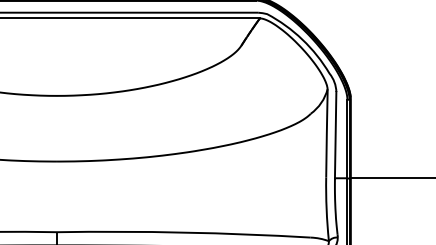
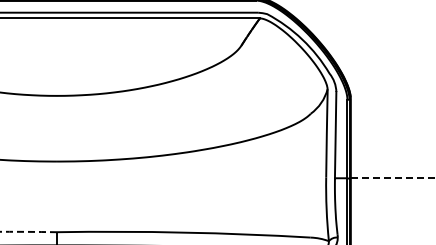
line: solid -> dashed (393, 178)
arc: solid -> dashed (28, 231)
